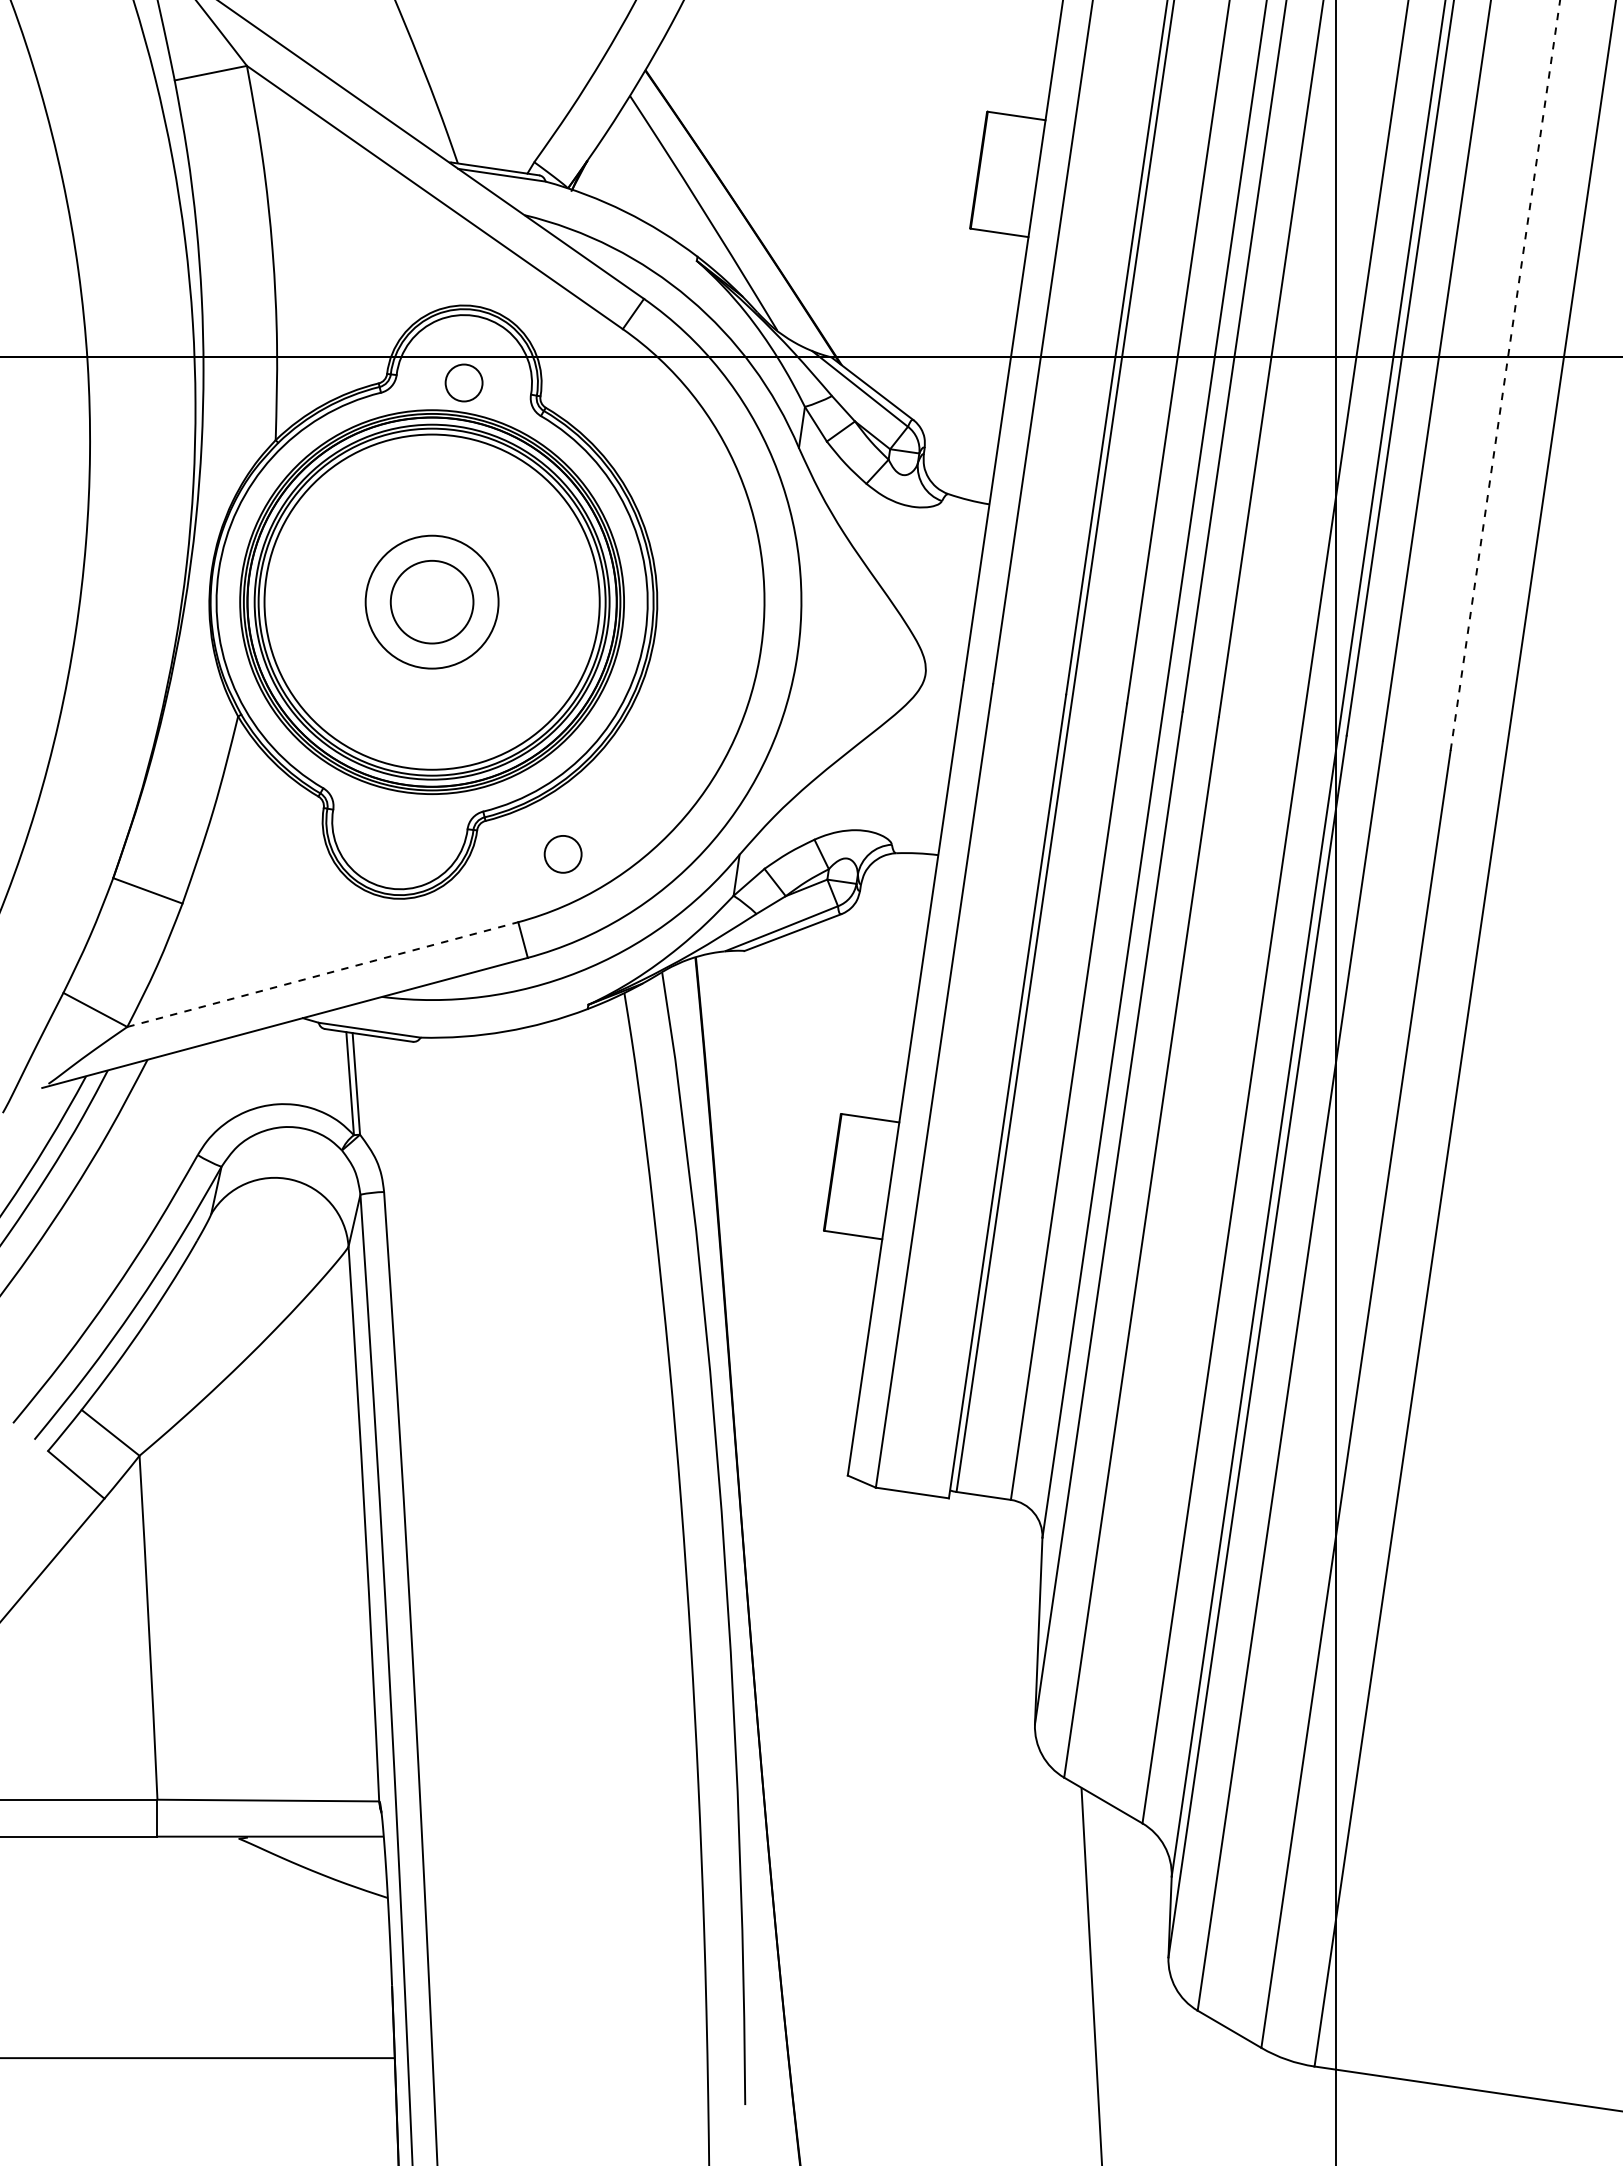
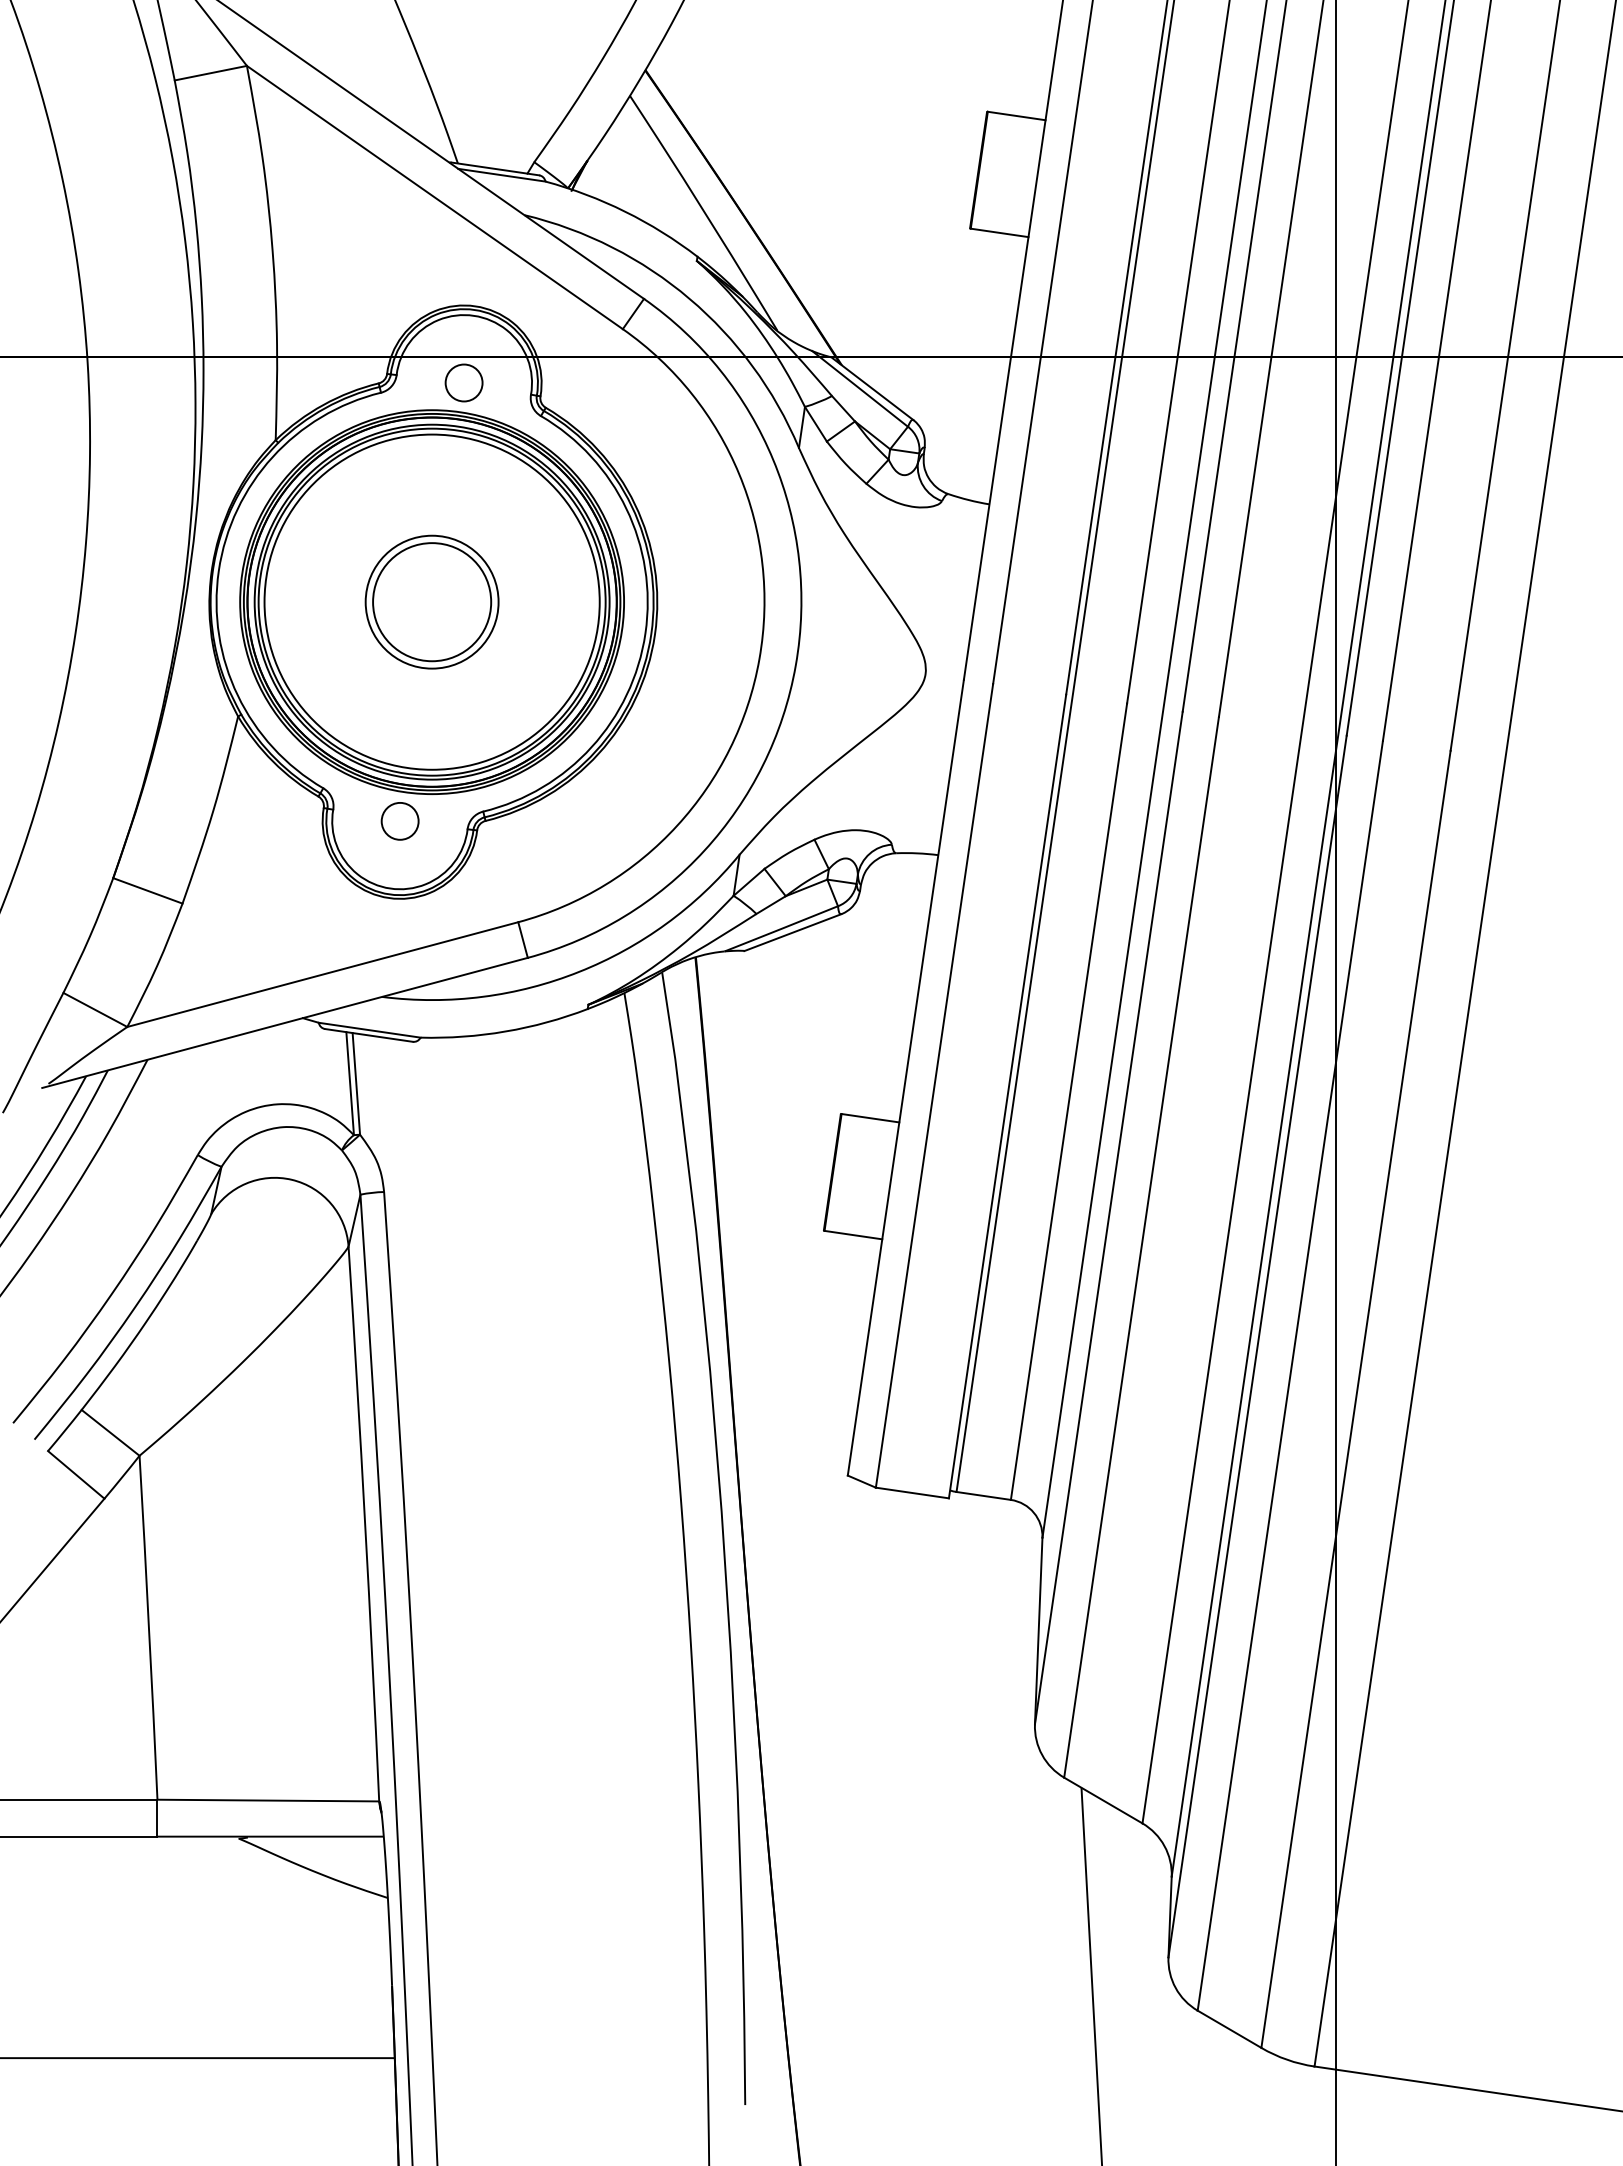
line: dashed -> solid (1505, 375)
circle diameter: 83 px -> 118 px (432, 602)
circle position: (562, 854) -> (399, 821) (399, 821)
line: dashed -> solid (323, 974)
